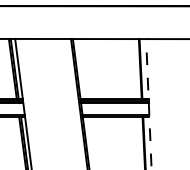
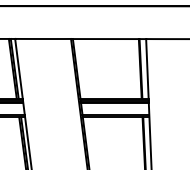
line: dashed -> solid (148, 103)
